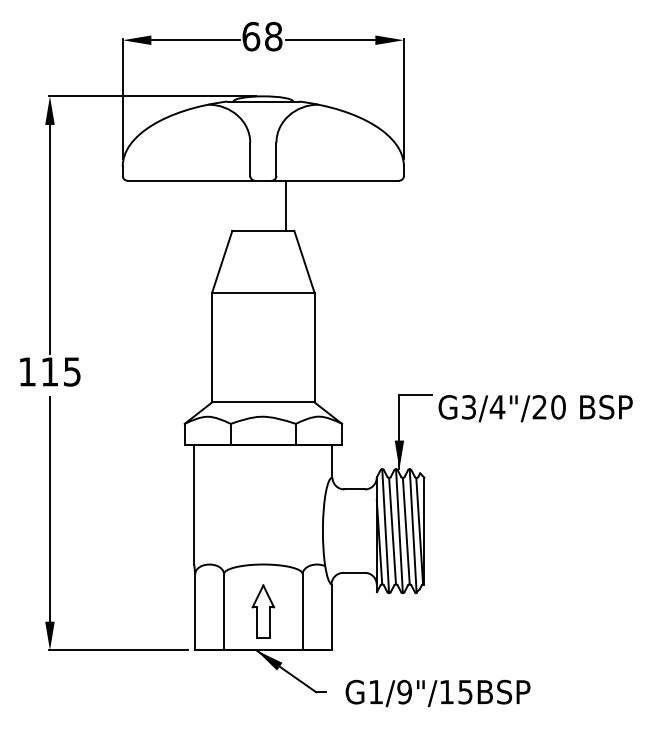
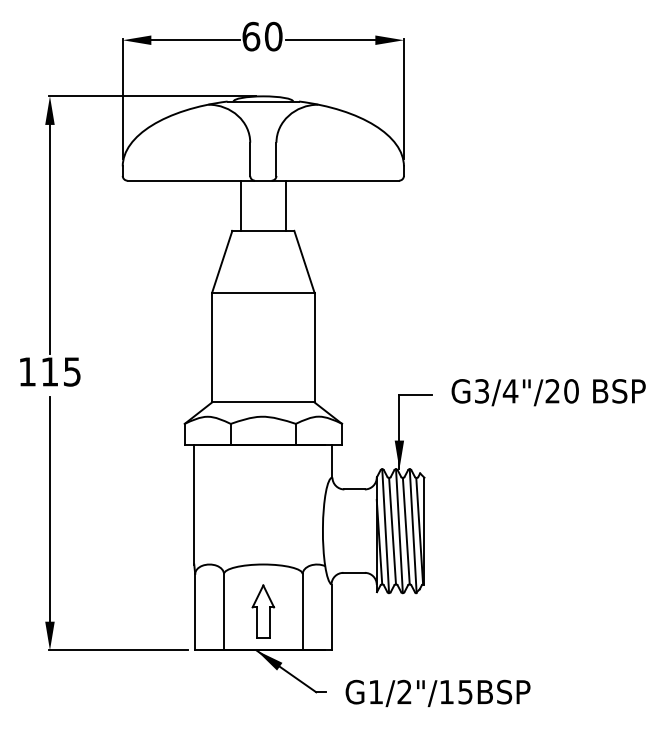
text: 68 -> 60 (273, 36)
line: none -> present (240, 205)
text position: (535, 408) -> (548, 392) (548, 392)
text: G1/9"/15BSP -> G1/2"/15BSP (404, 692)
